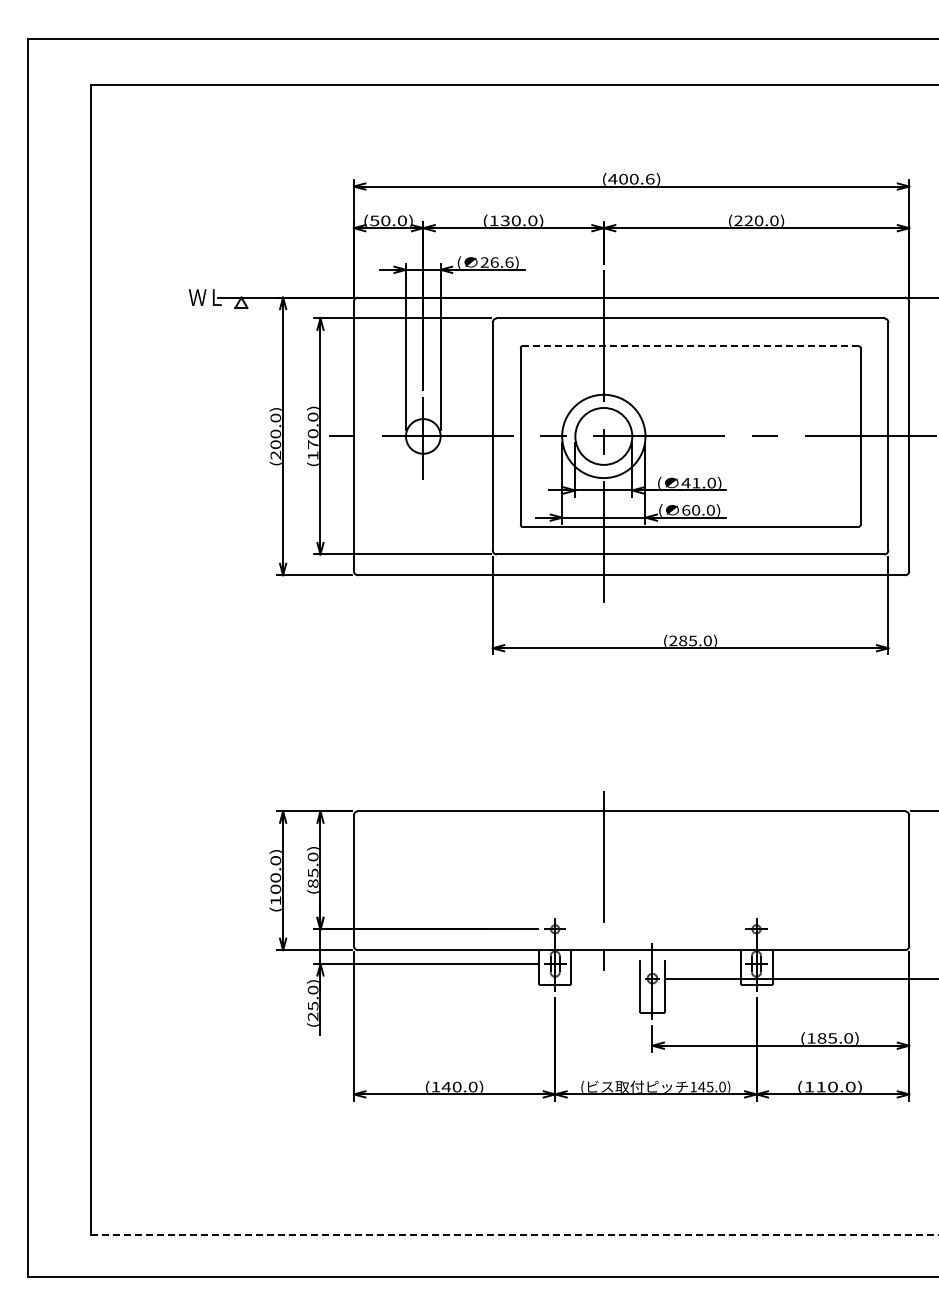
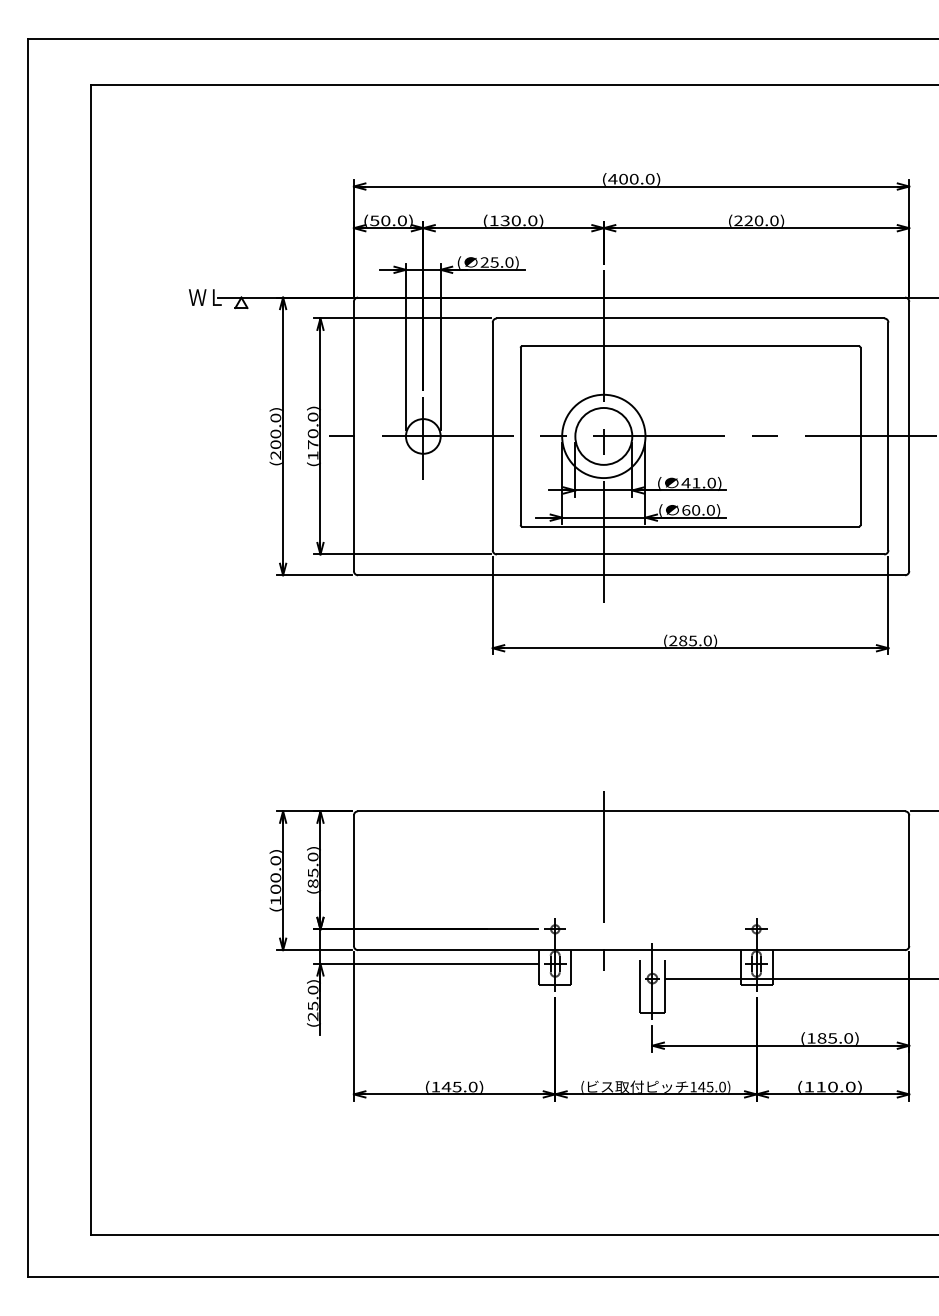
text: (400.6) -> (400.0) (649, 178)
text: 26.6) -> 25.0) (501, 262)
line: dashed -> solid (690, 346)
text: (140.0) -> (145.0) (456, 1086)
line: dashed -> solid (514, 1234)
